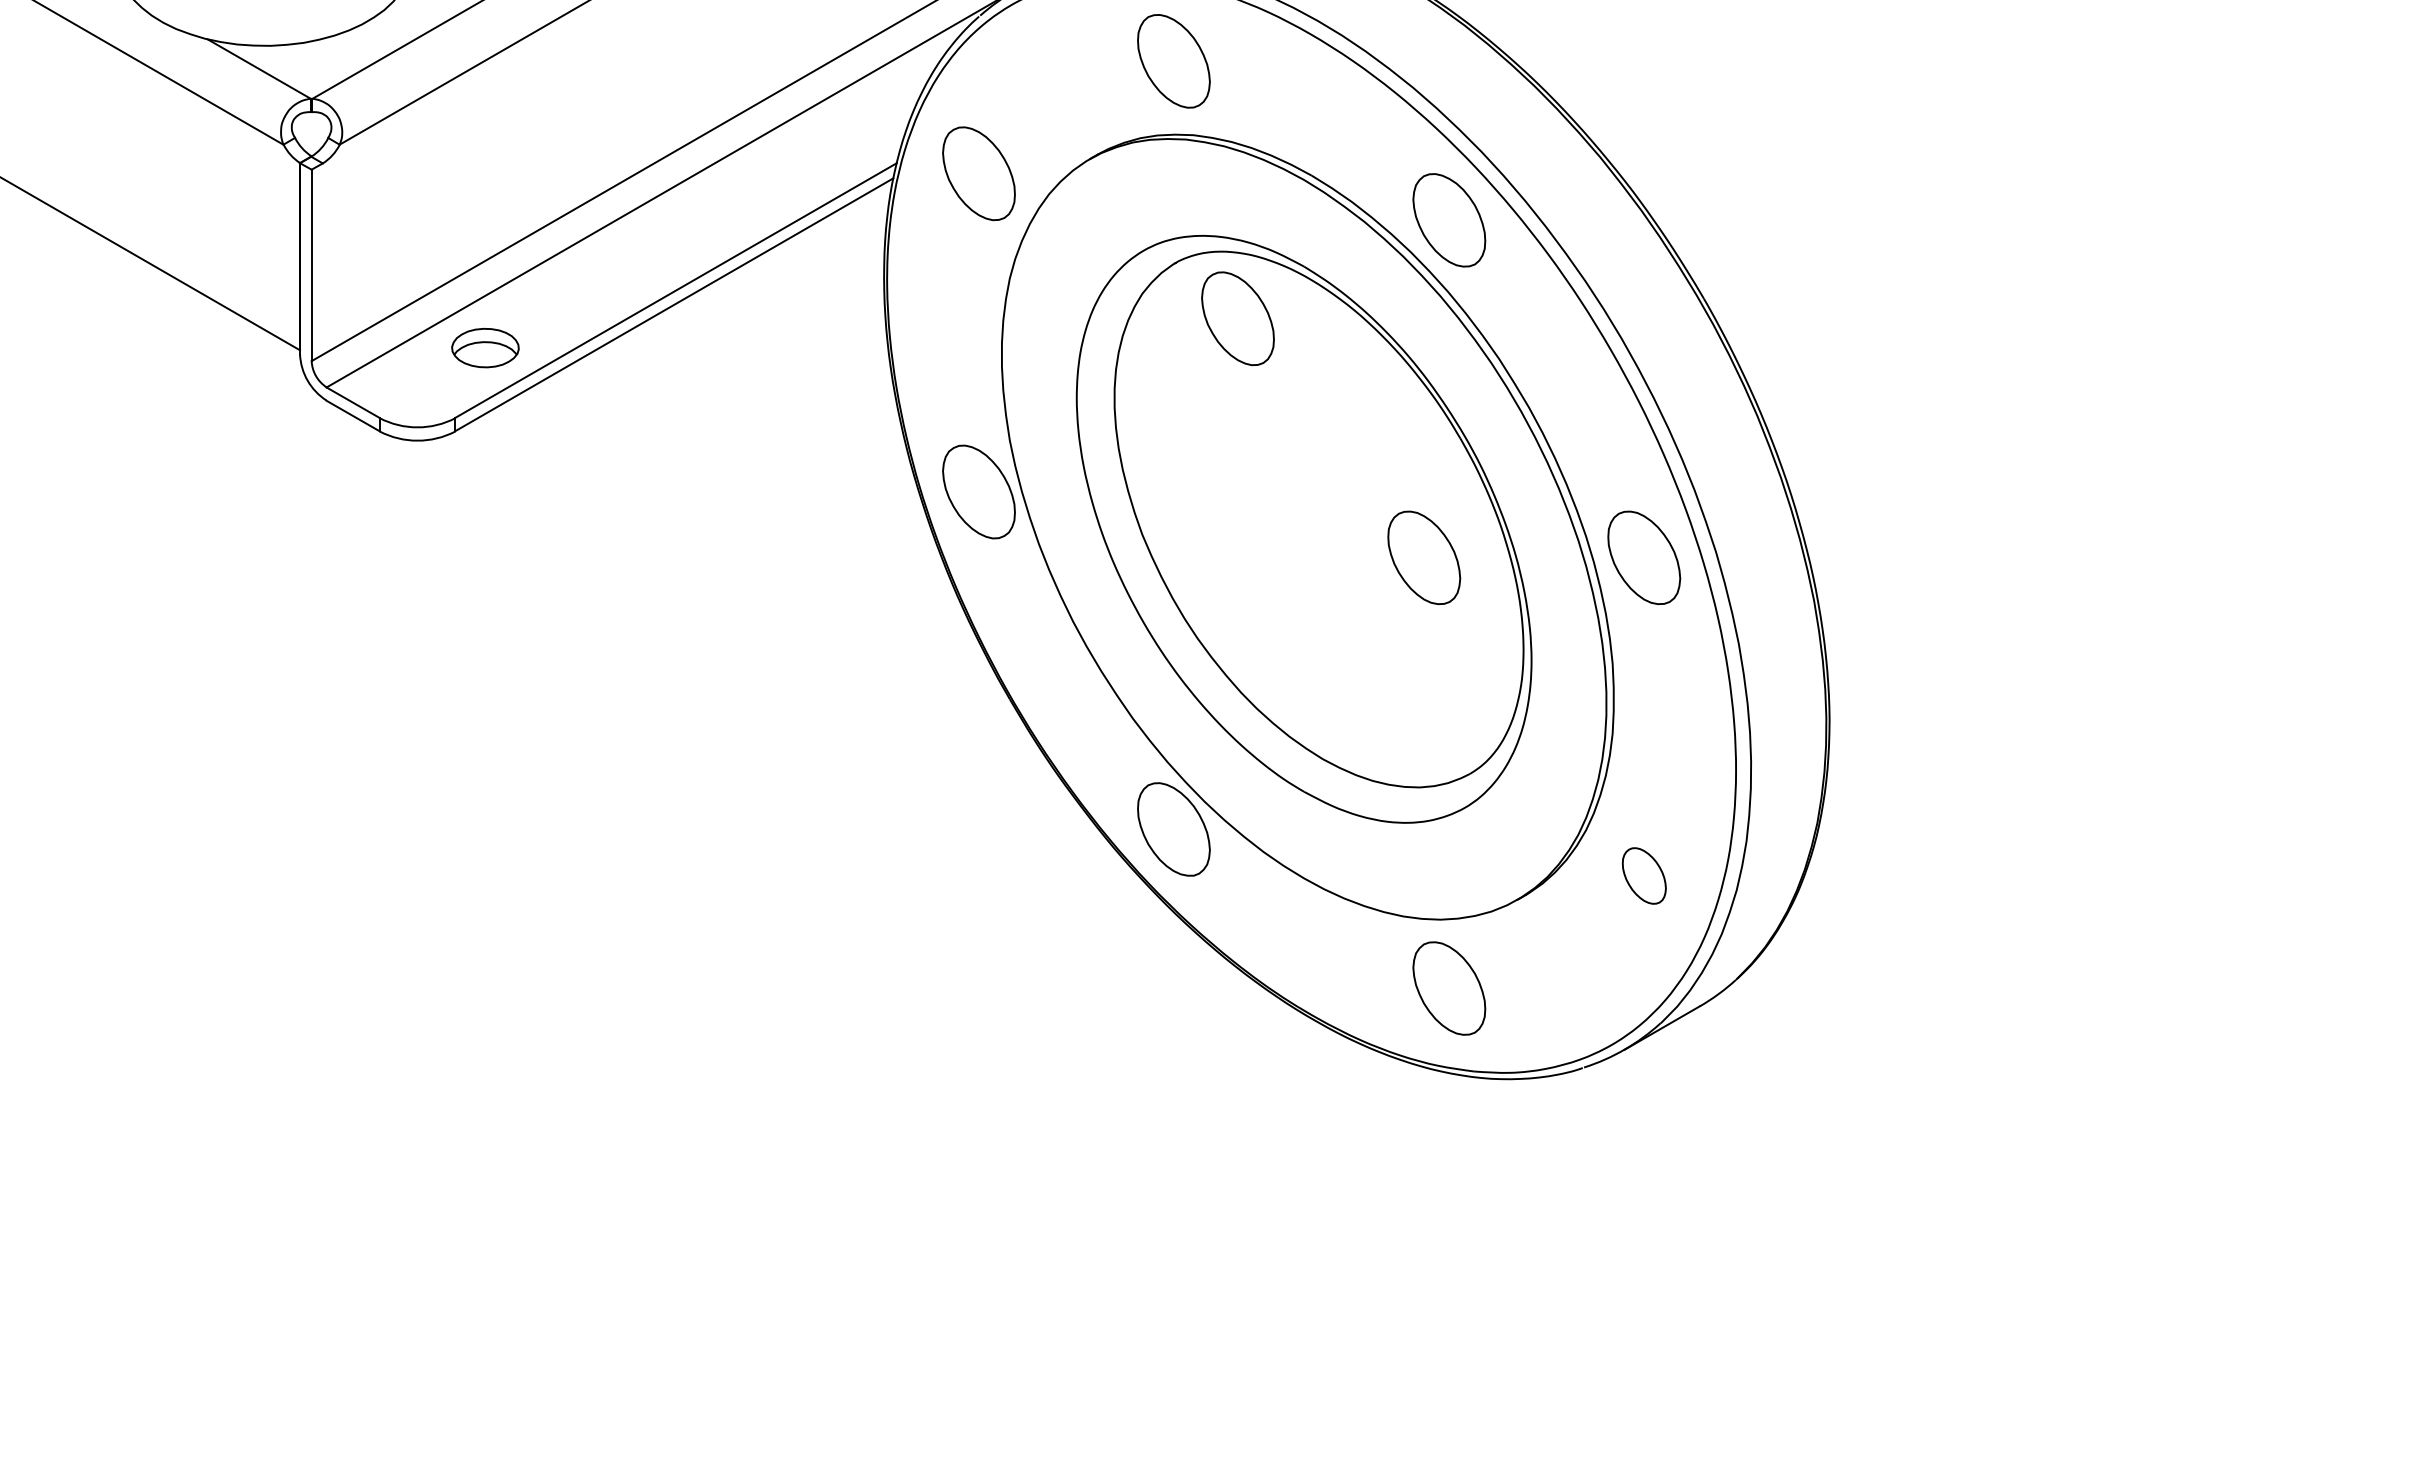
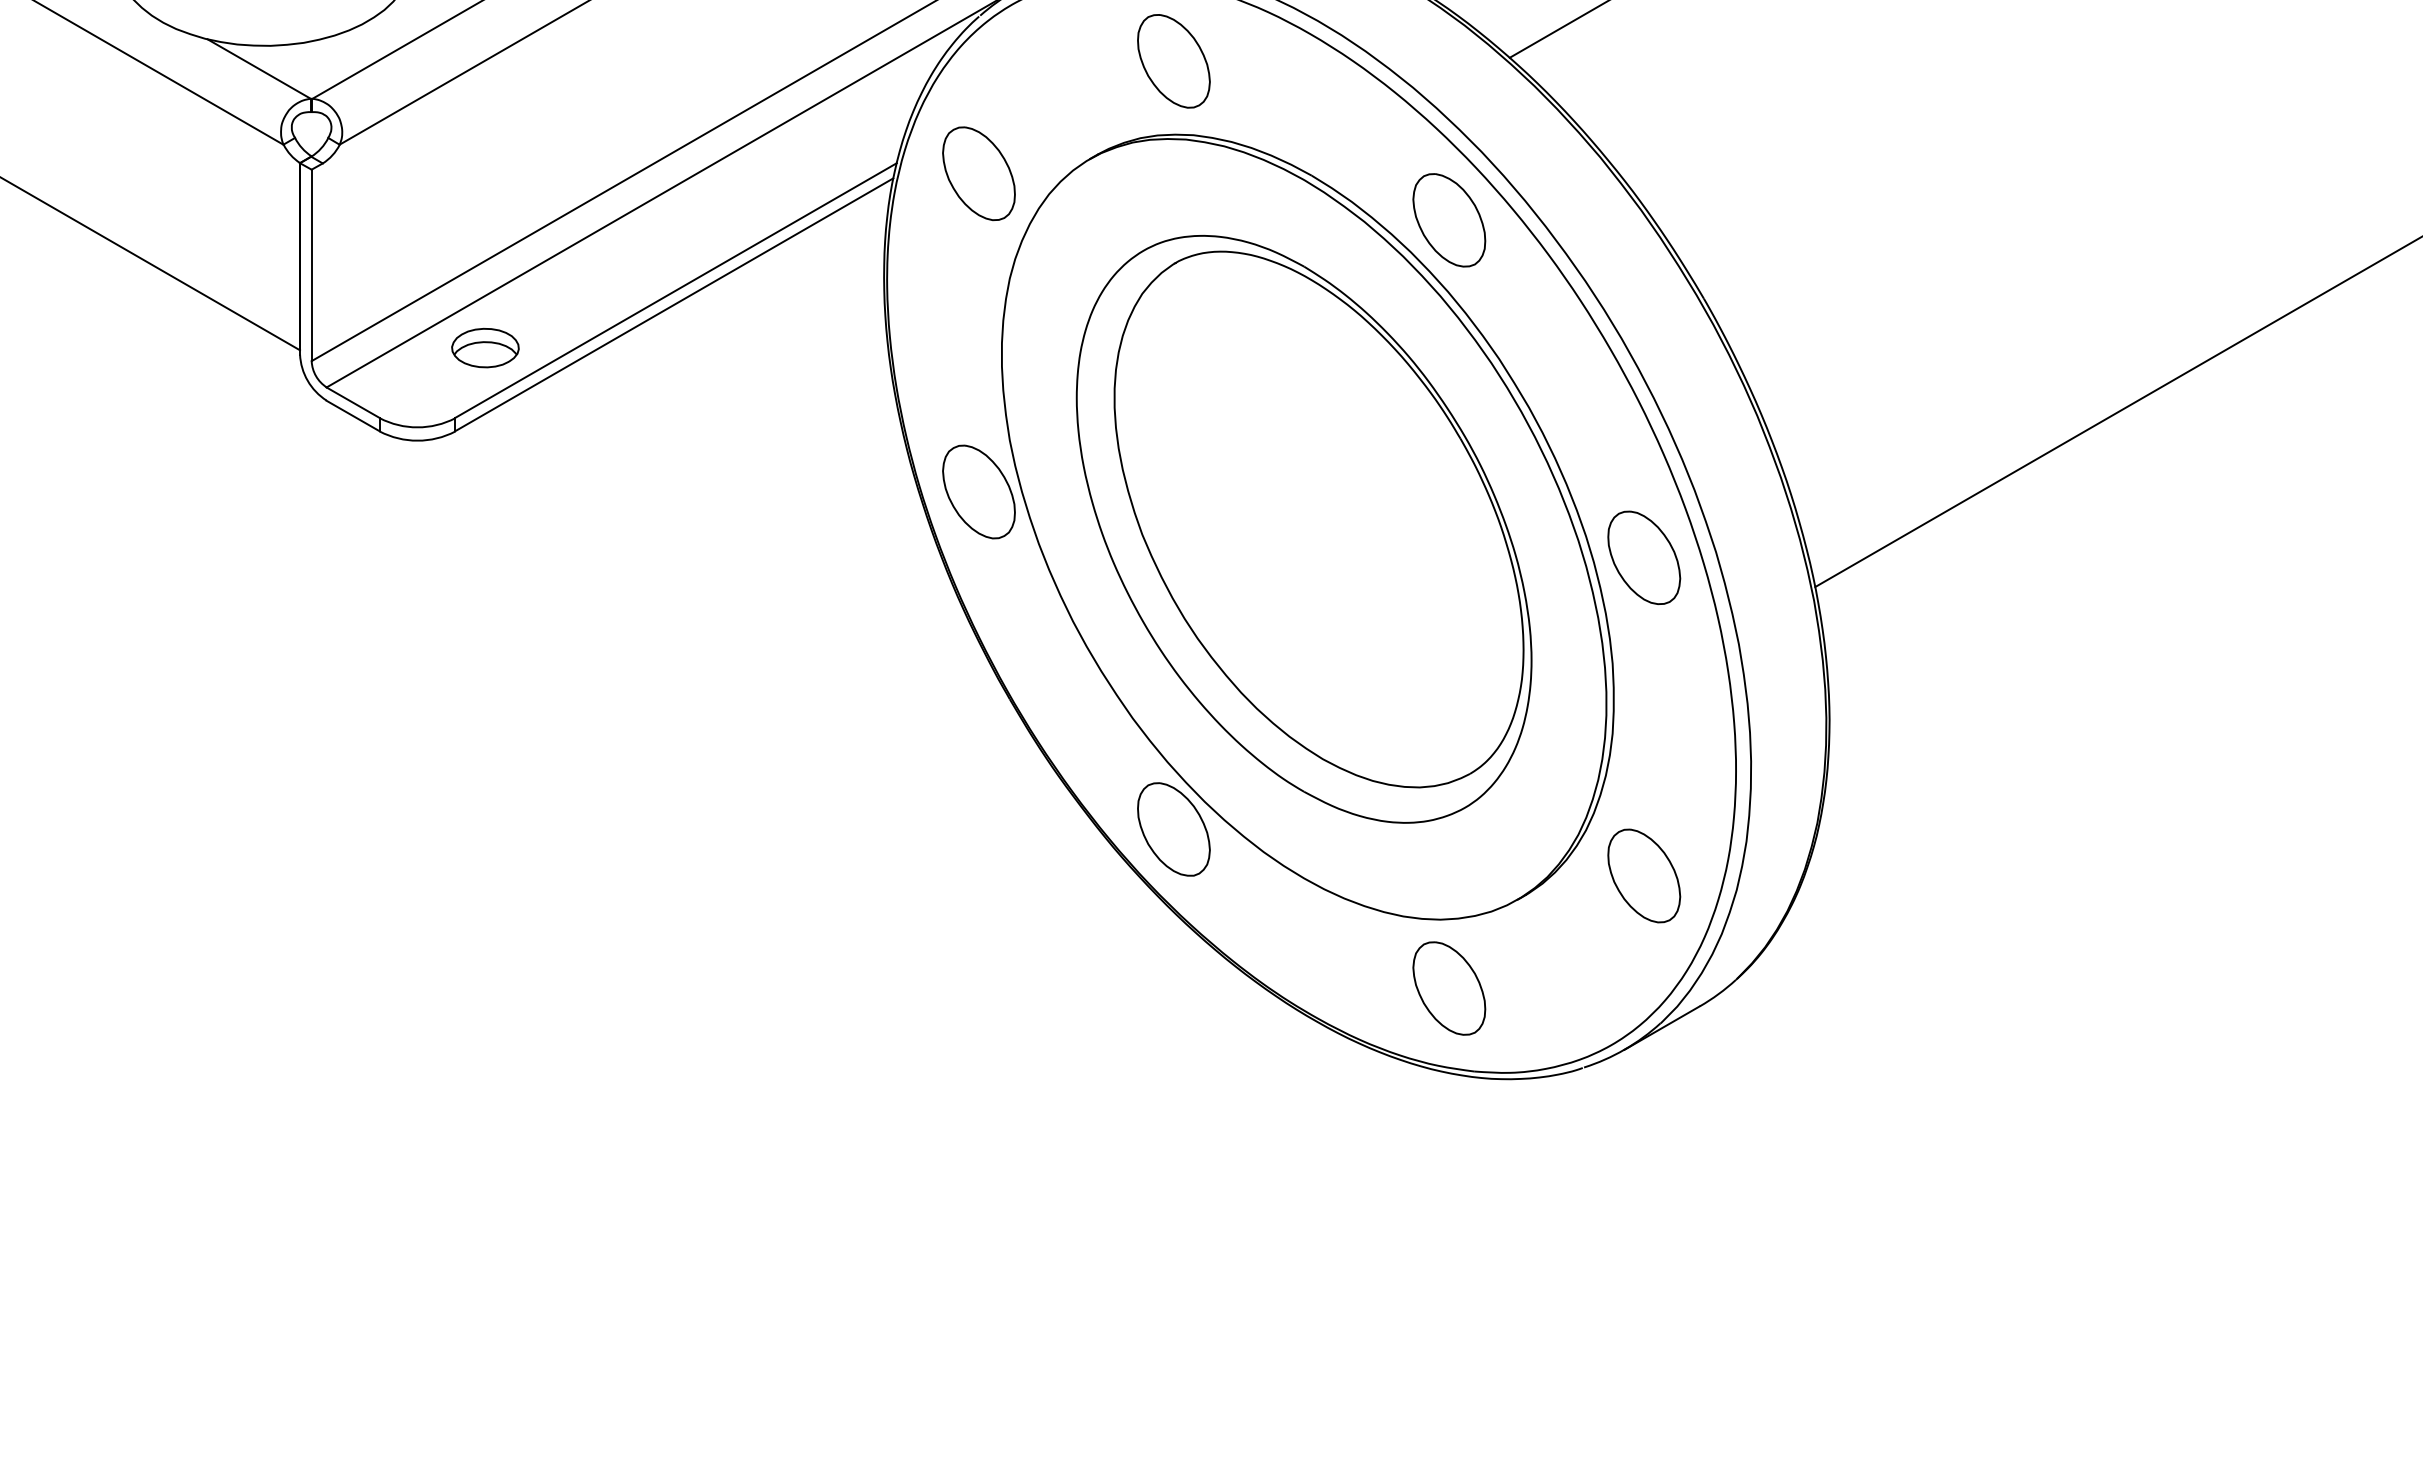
line: none -> present (1557, 29)
part: present -> none (1237, 318)
line: none -> present (2117, 412)
part: present -> none (1424, 557)
part size: 46x58 px -> 75x96 px (1644, 875)
